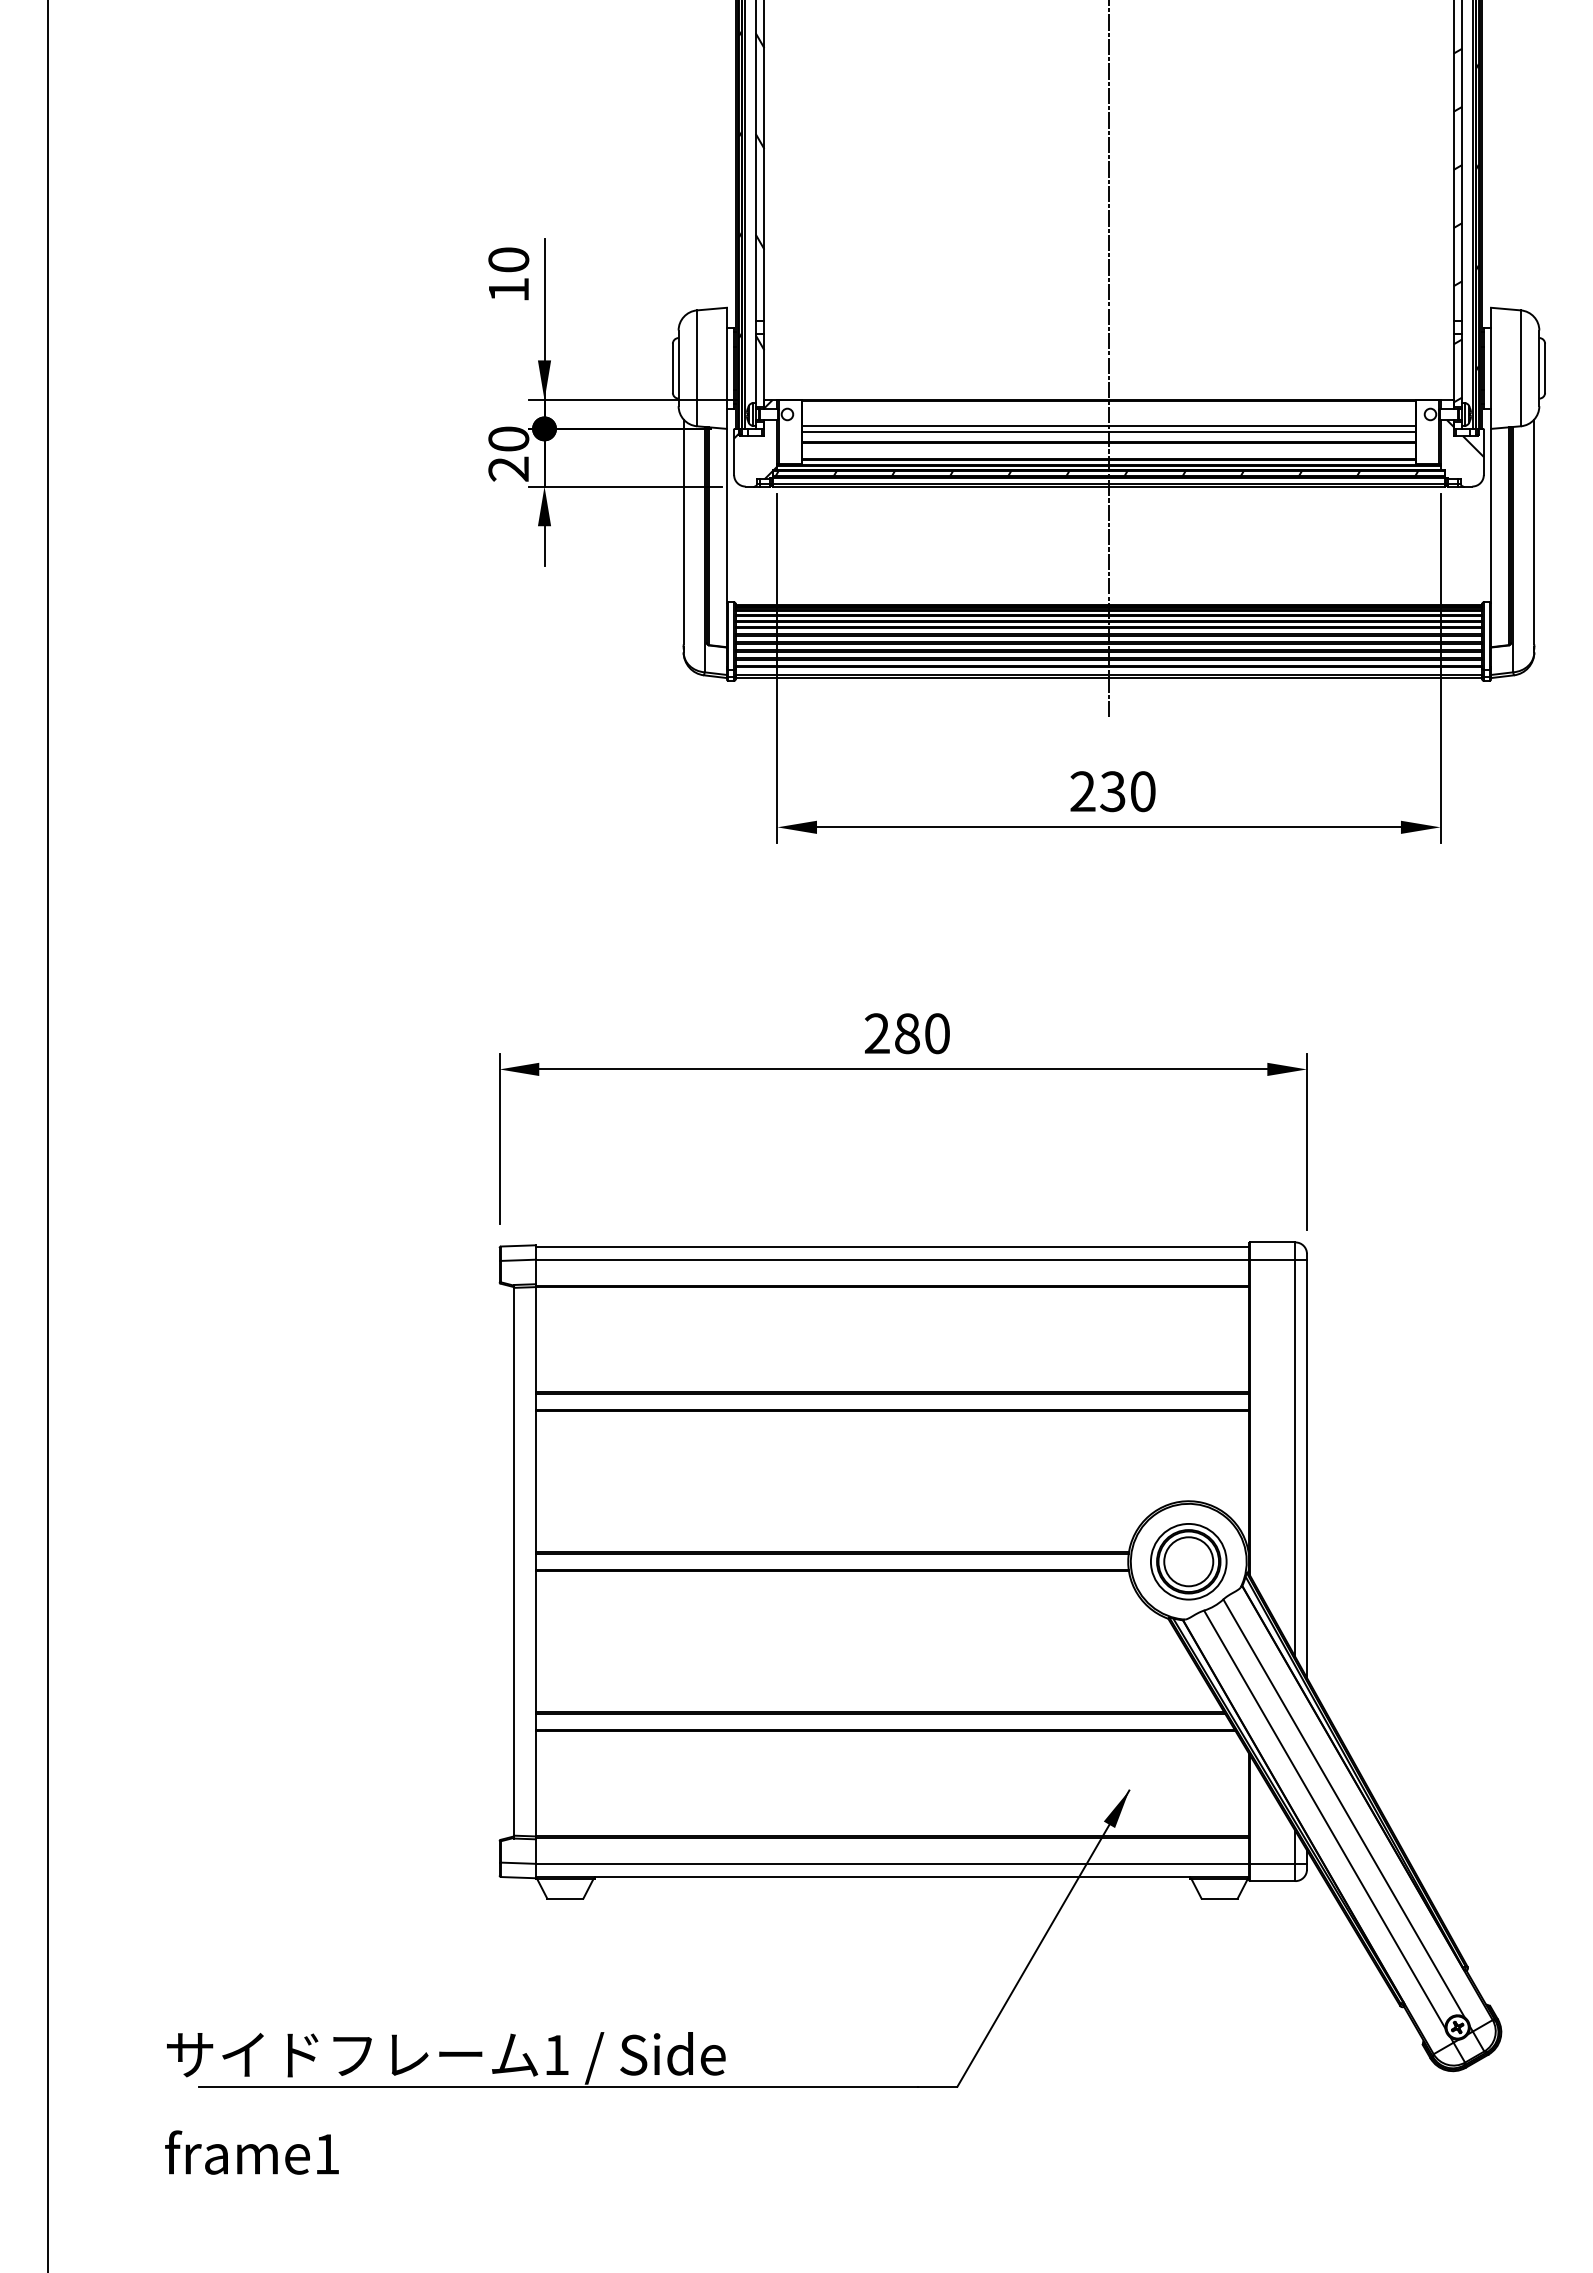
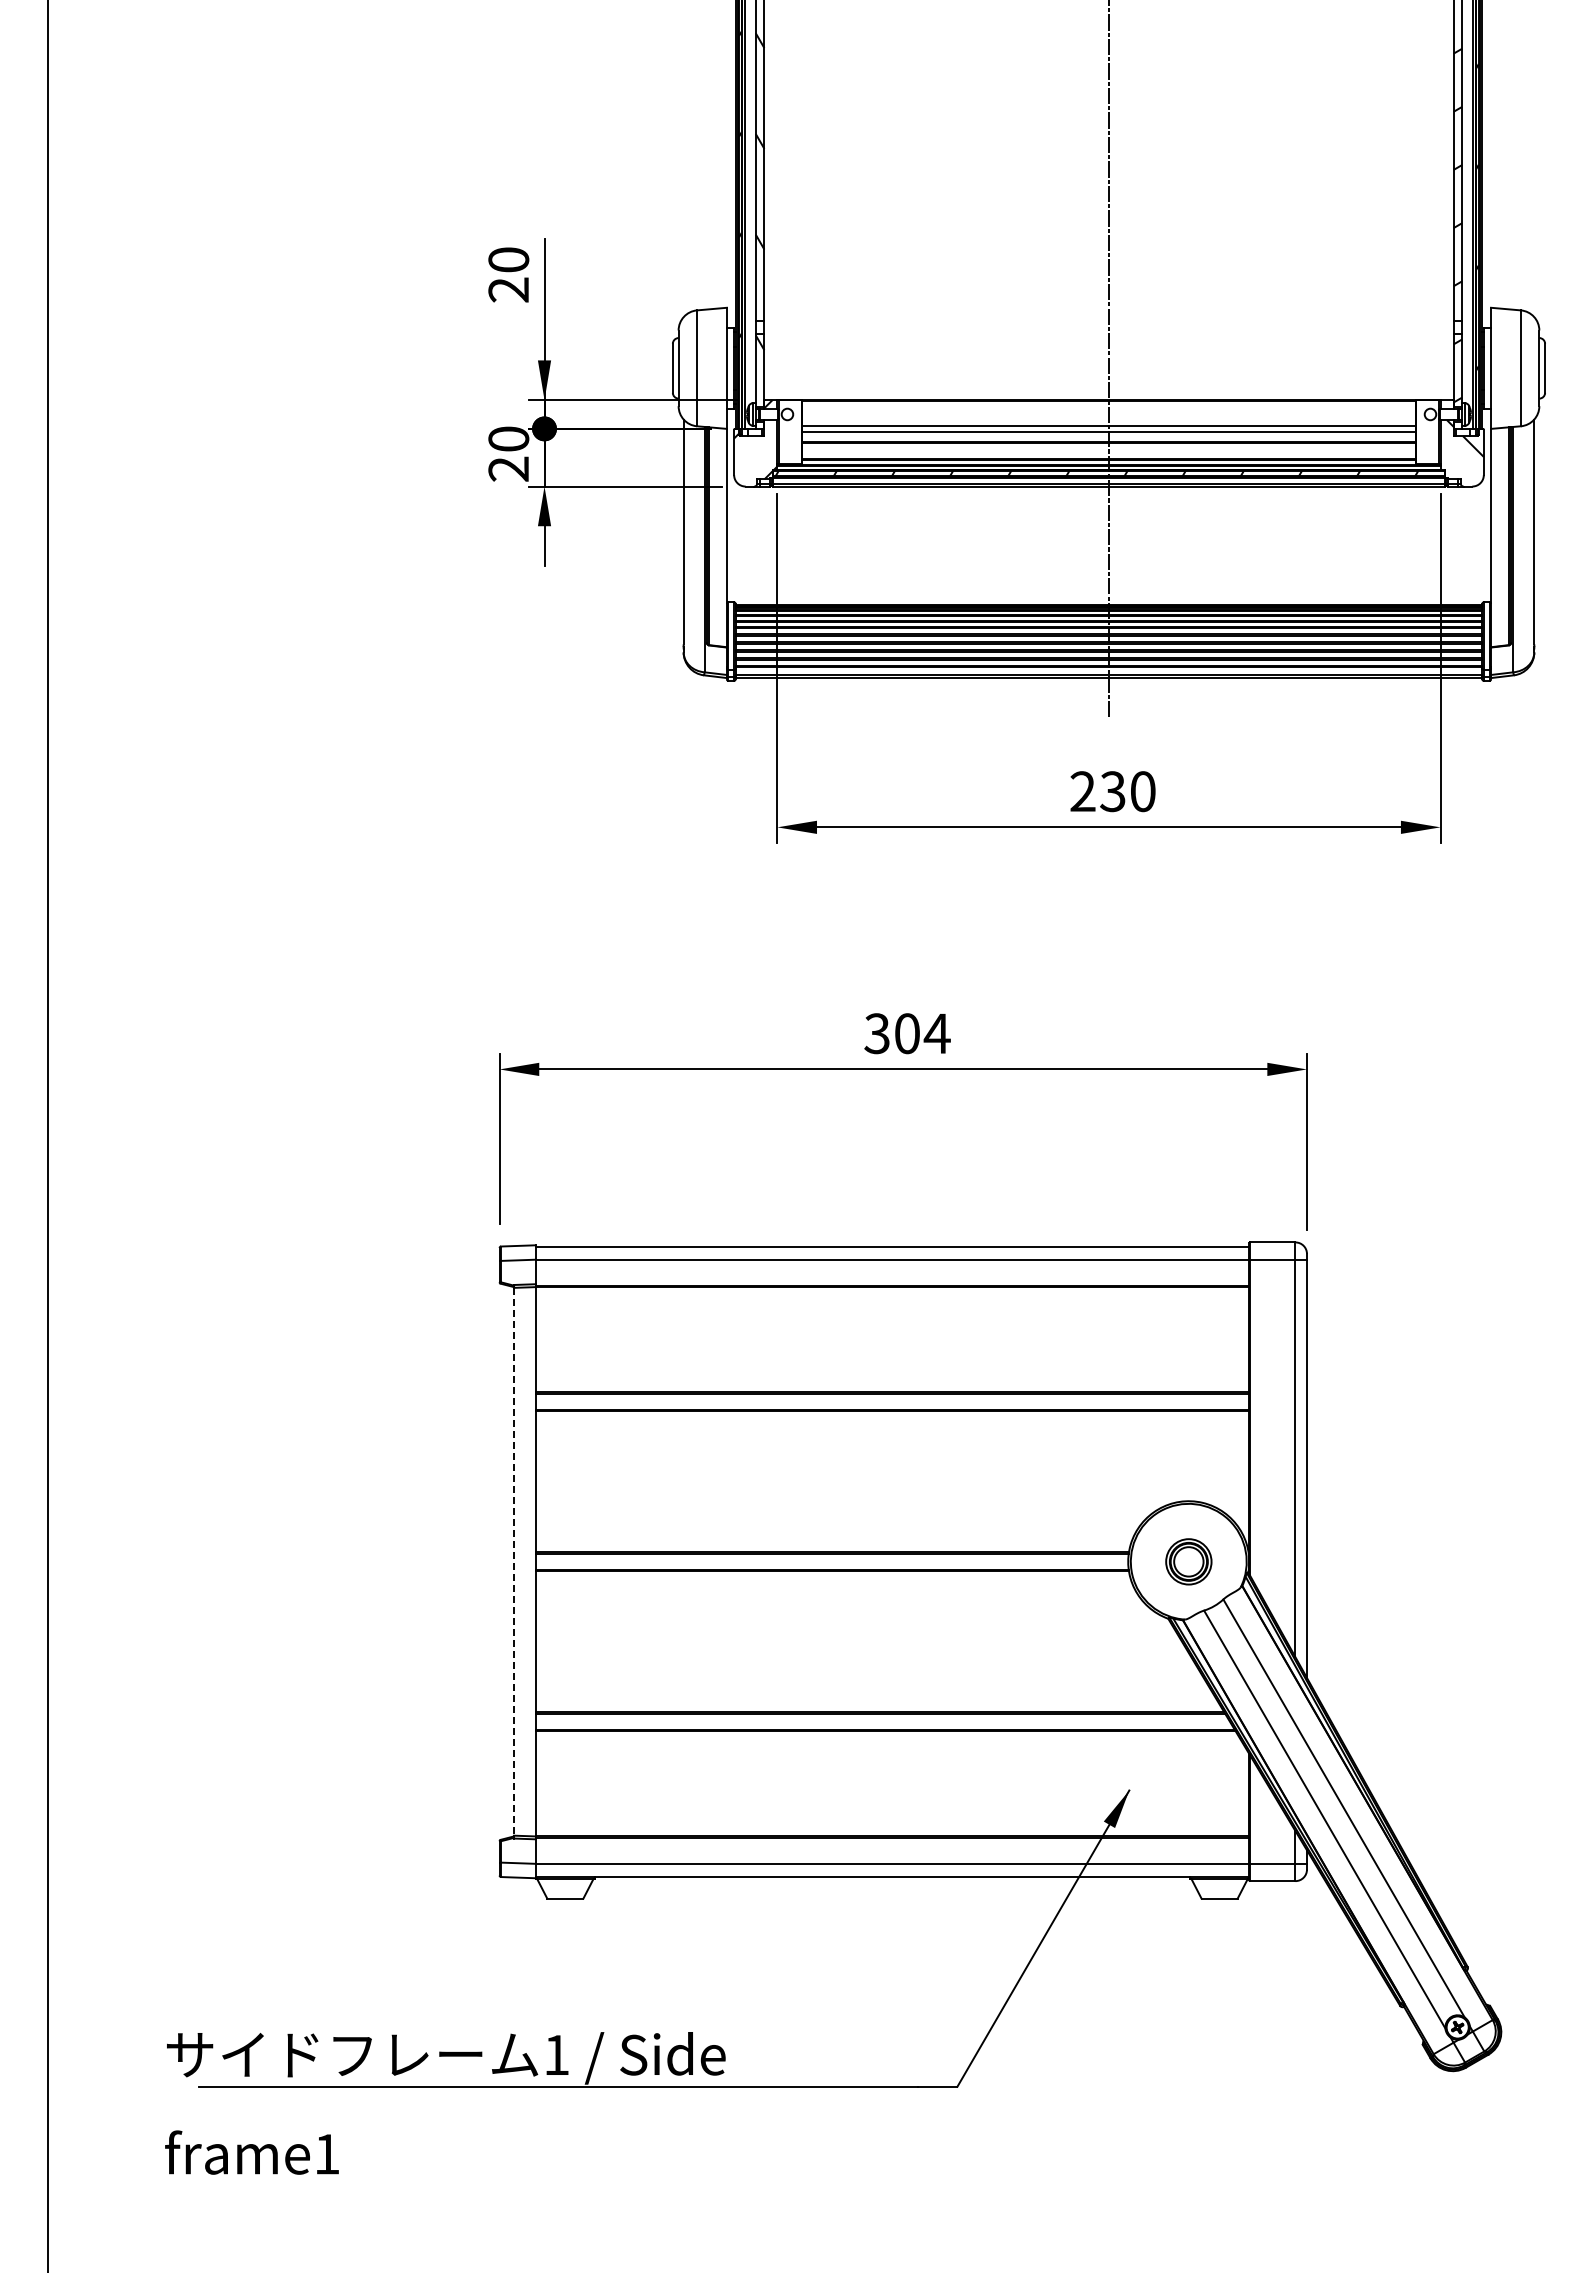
text: 10 -> 20 (508, 289)
text: 280 -> 304 (907, 1033)
line: solid -> dashed (514, 1561)
part size: 78x78 px -> 48x48 px (1188, 1561)
